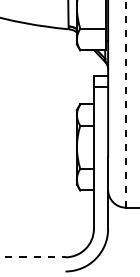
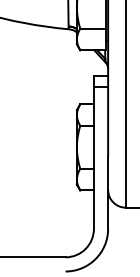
line: dashed -> solid (125, 103)
line: dashed -> solid (33, 257)
